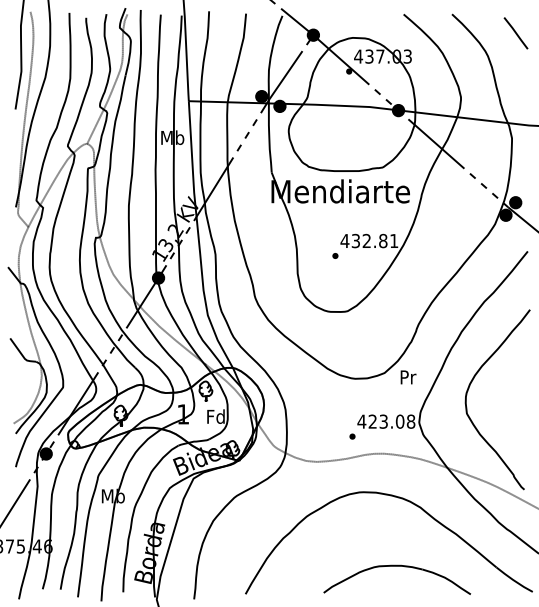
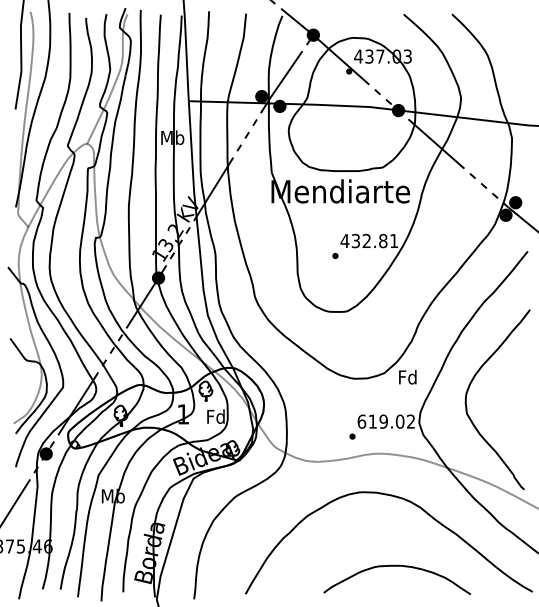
line: present -> none (515, 33)
text: Pr -> Fd (407, 376)
text: 423.08 -> 619.02 (386, 421)
